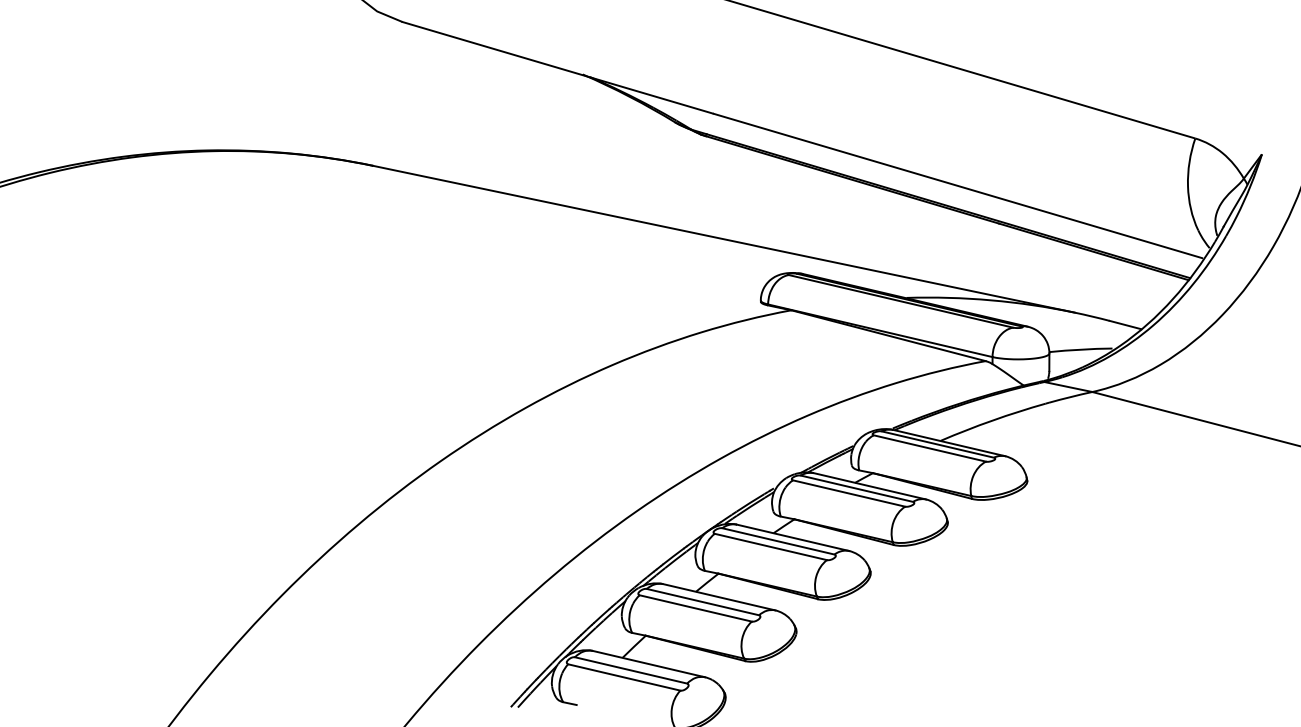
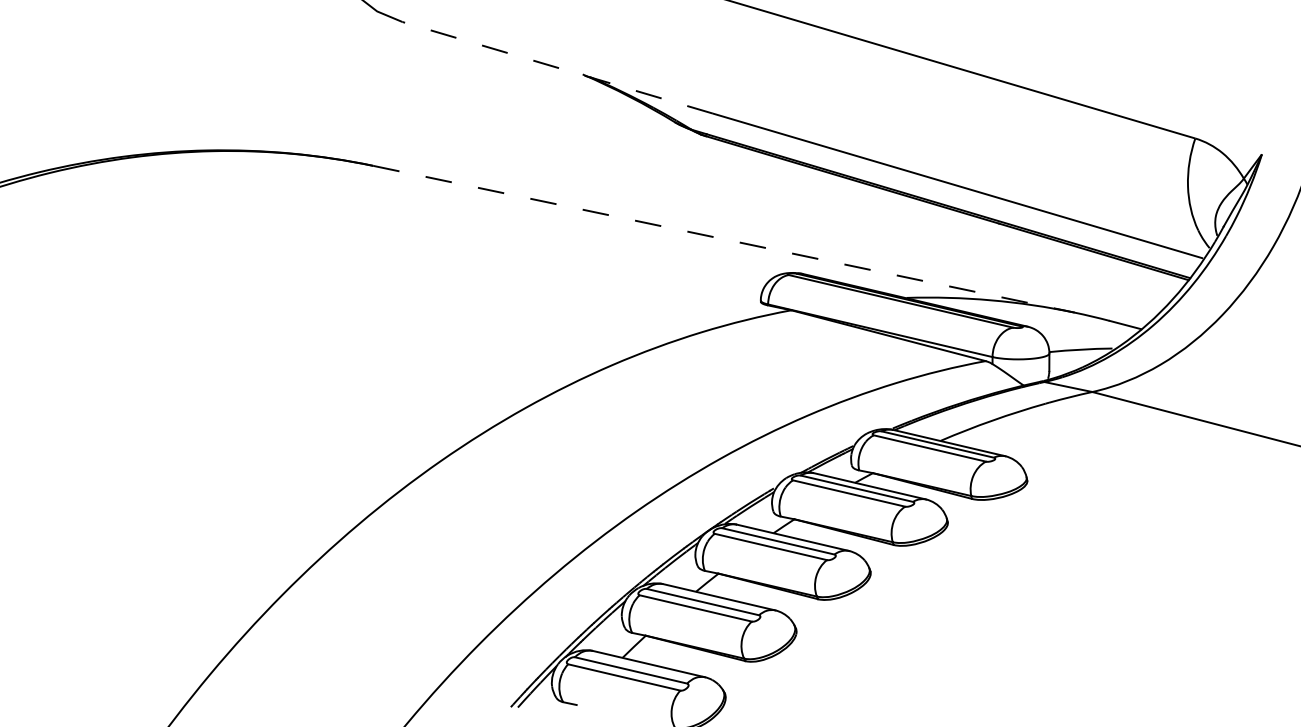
line: solid -> dashed (557, 67)
line: solid -> dashed (724, 239)
